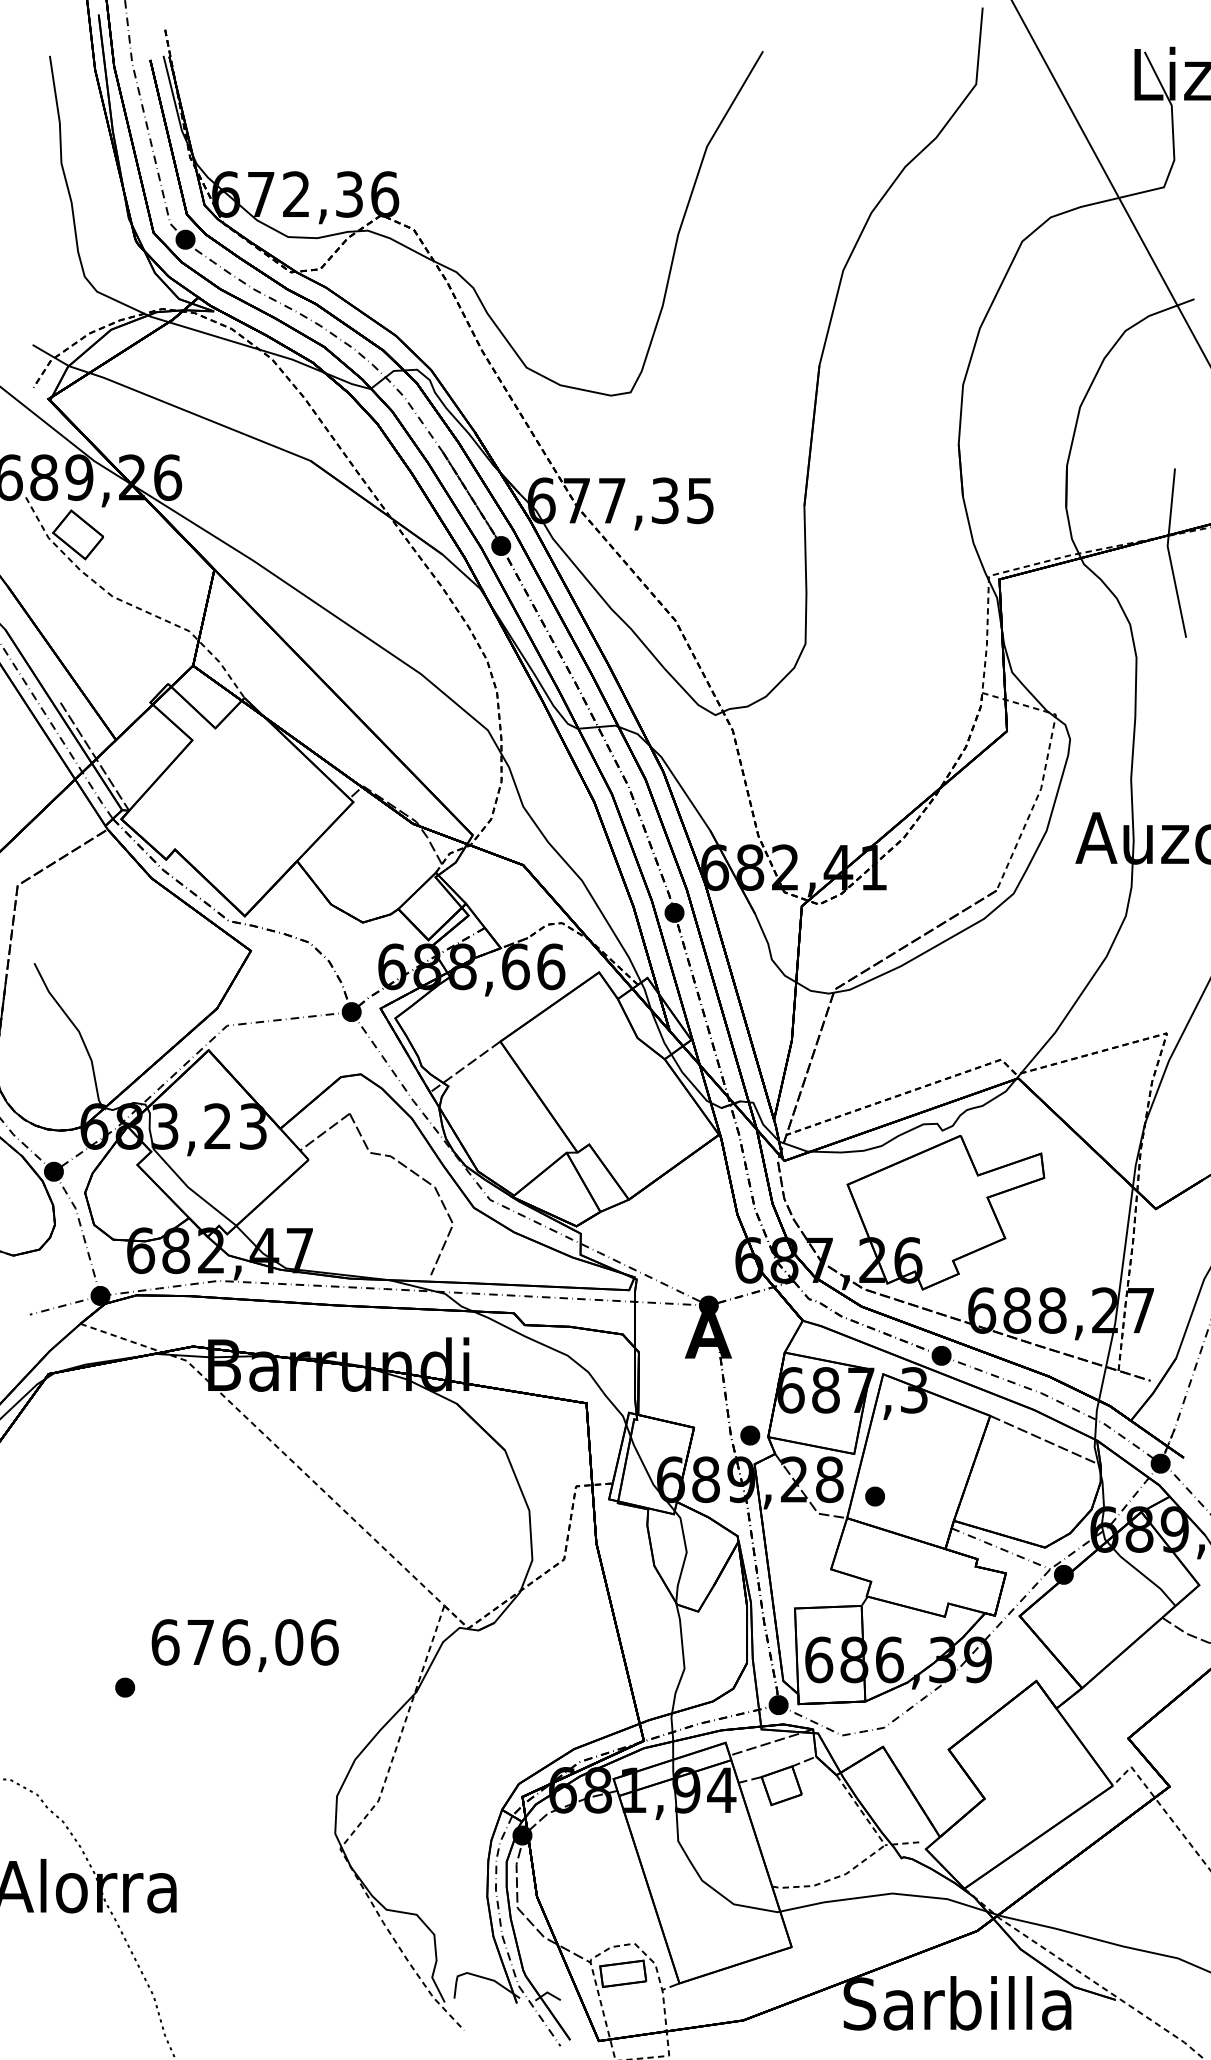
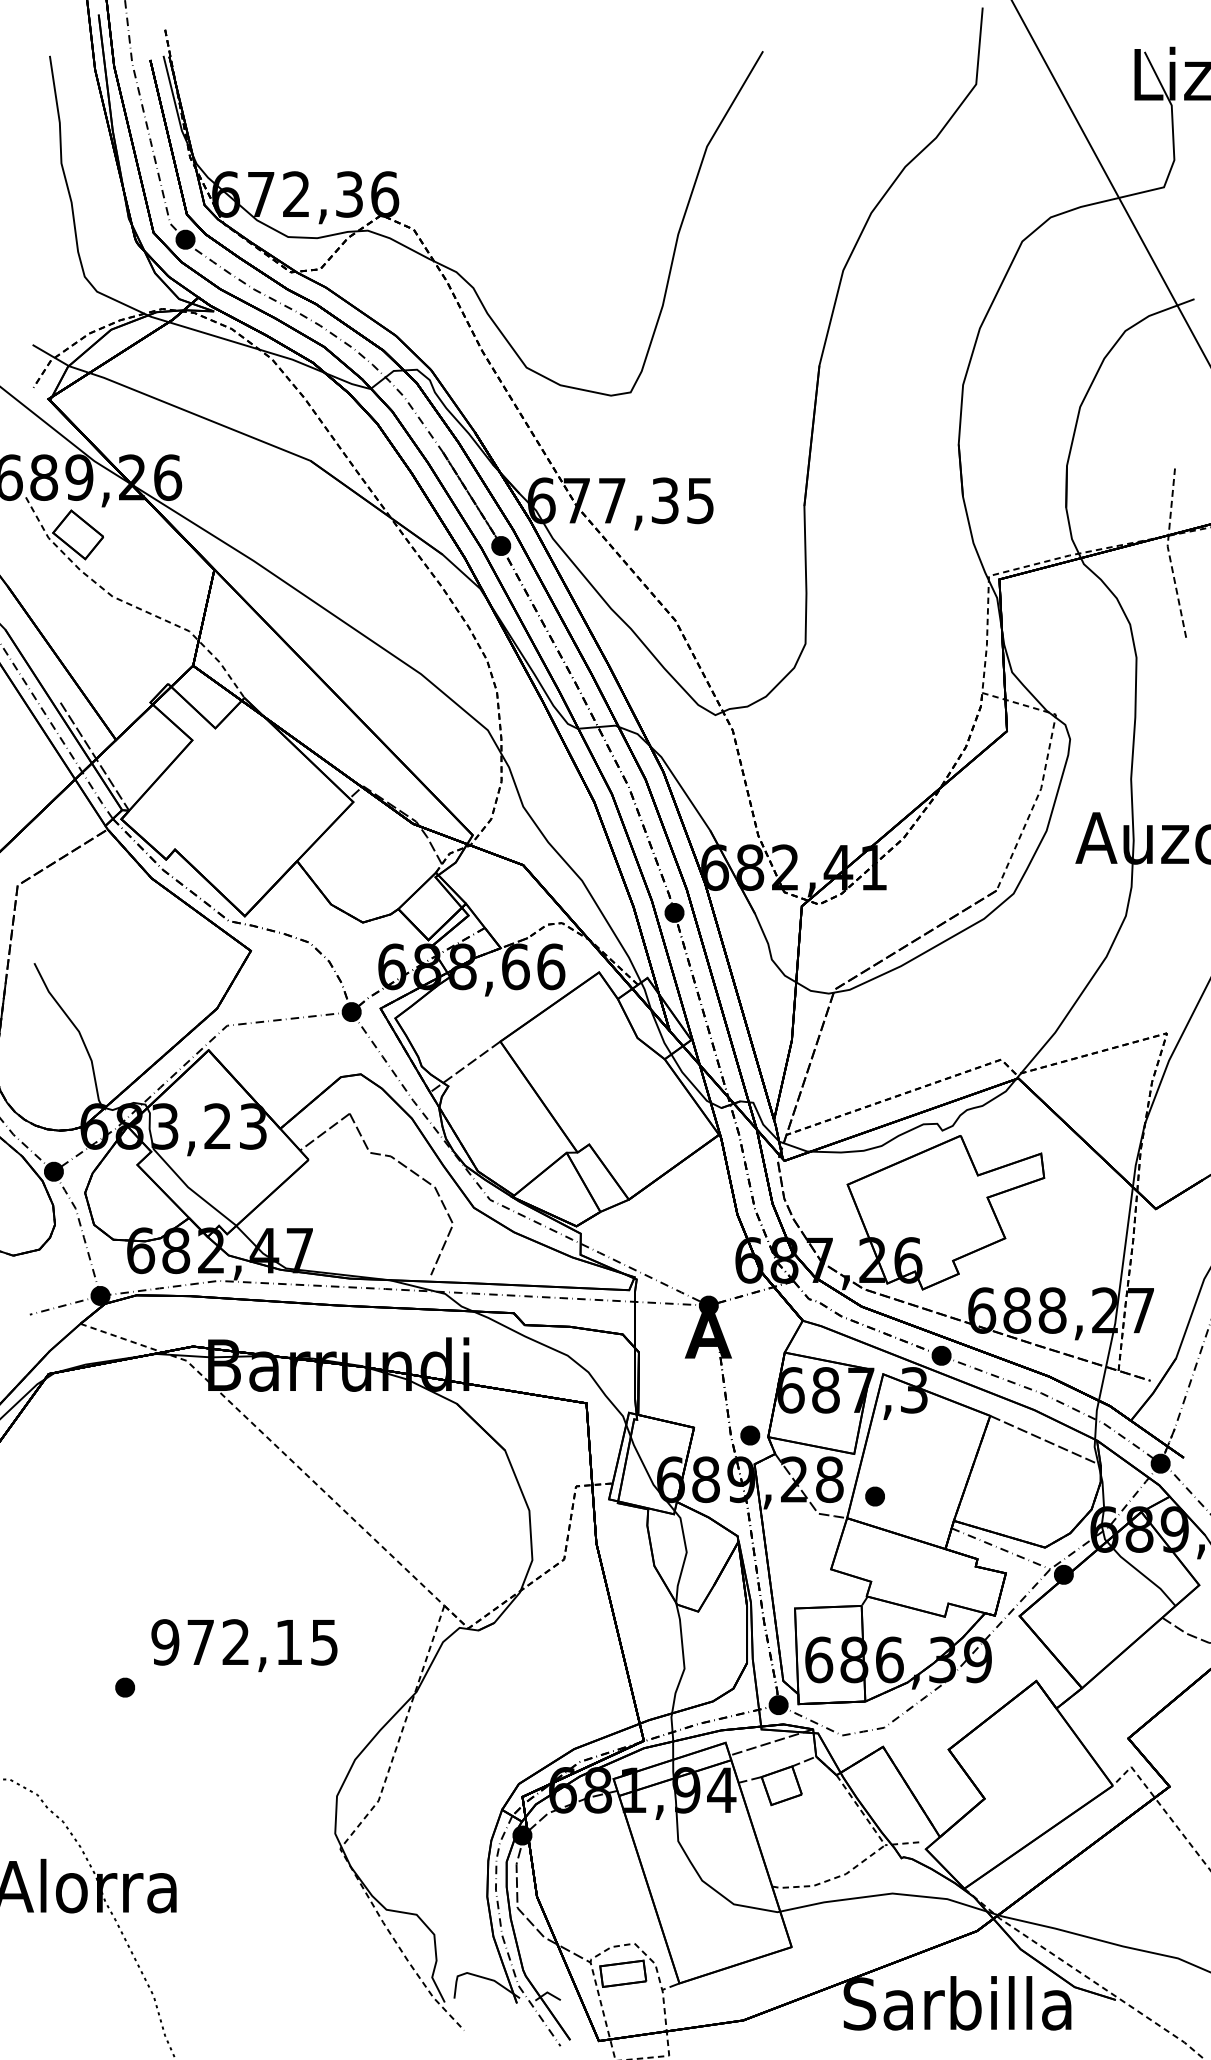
line: solid -> dashed (1169, 553)
text: 676,06 -> 972,15 (244, 1642)
